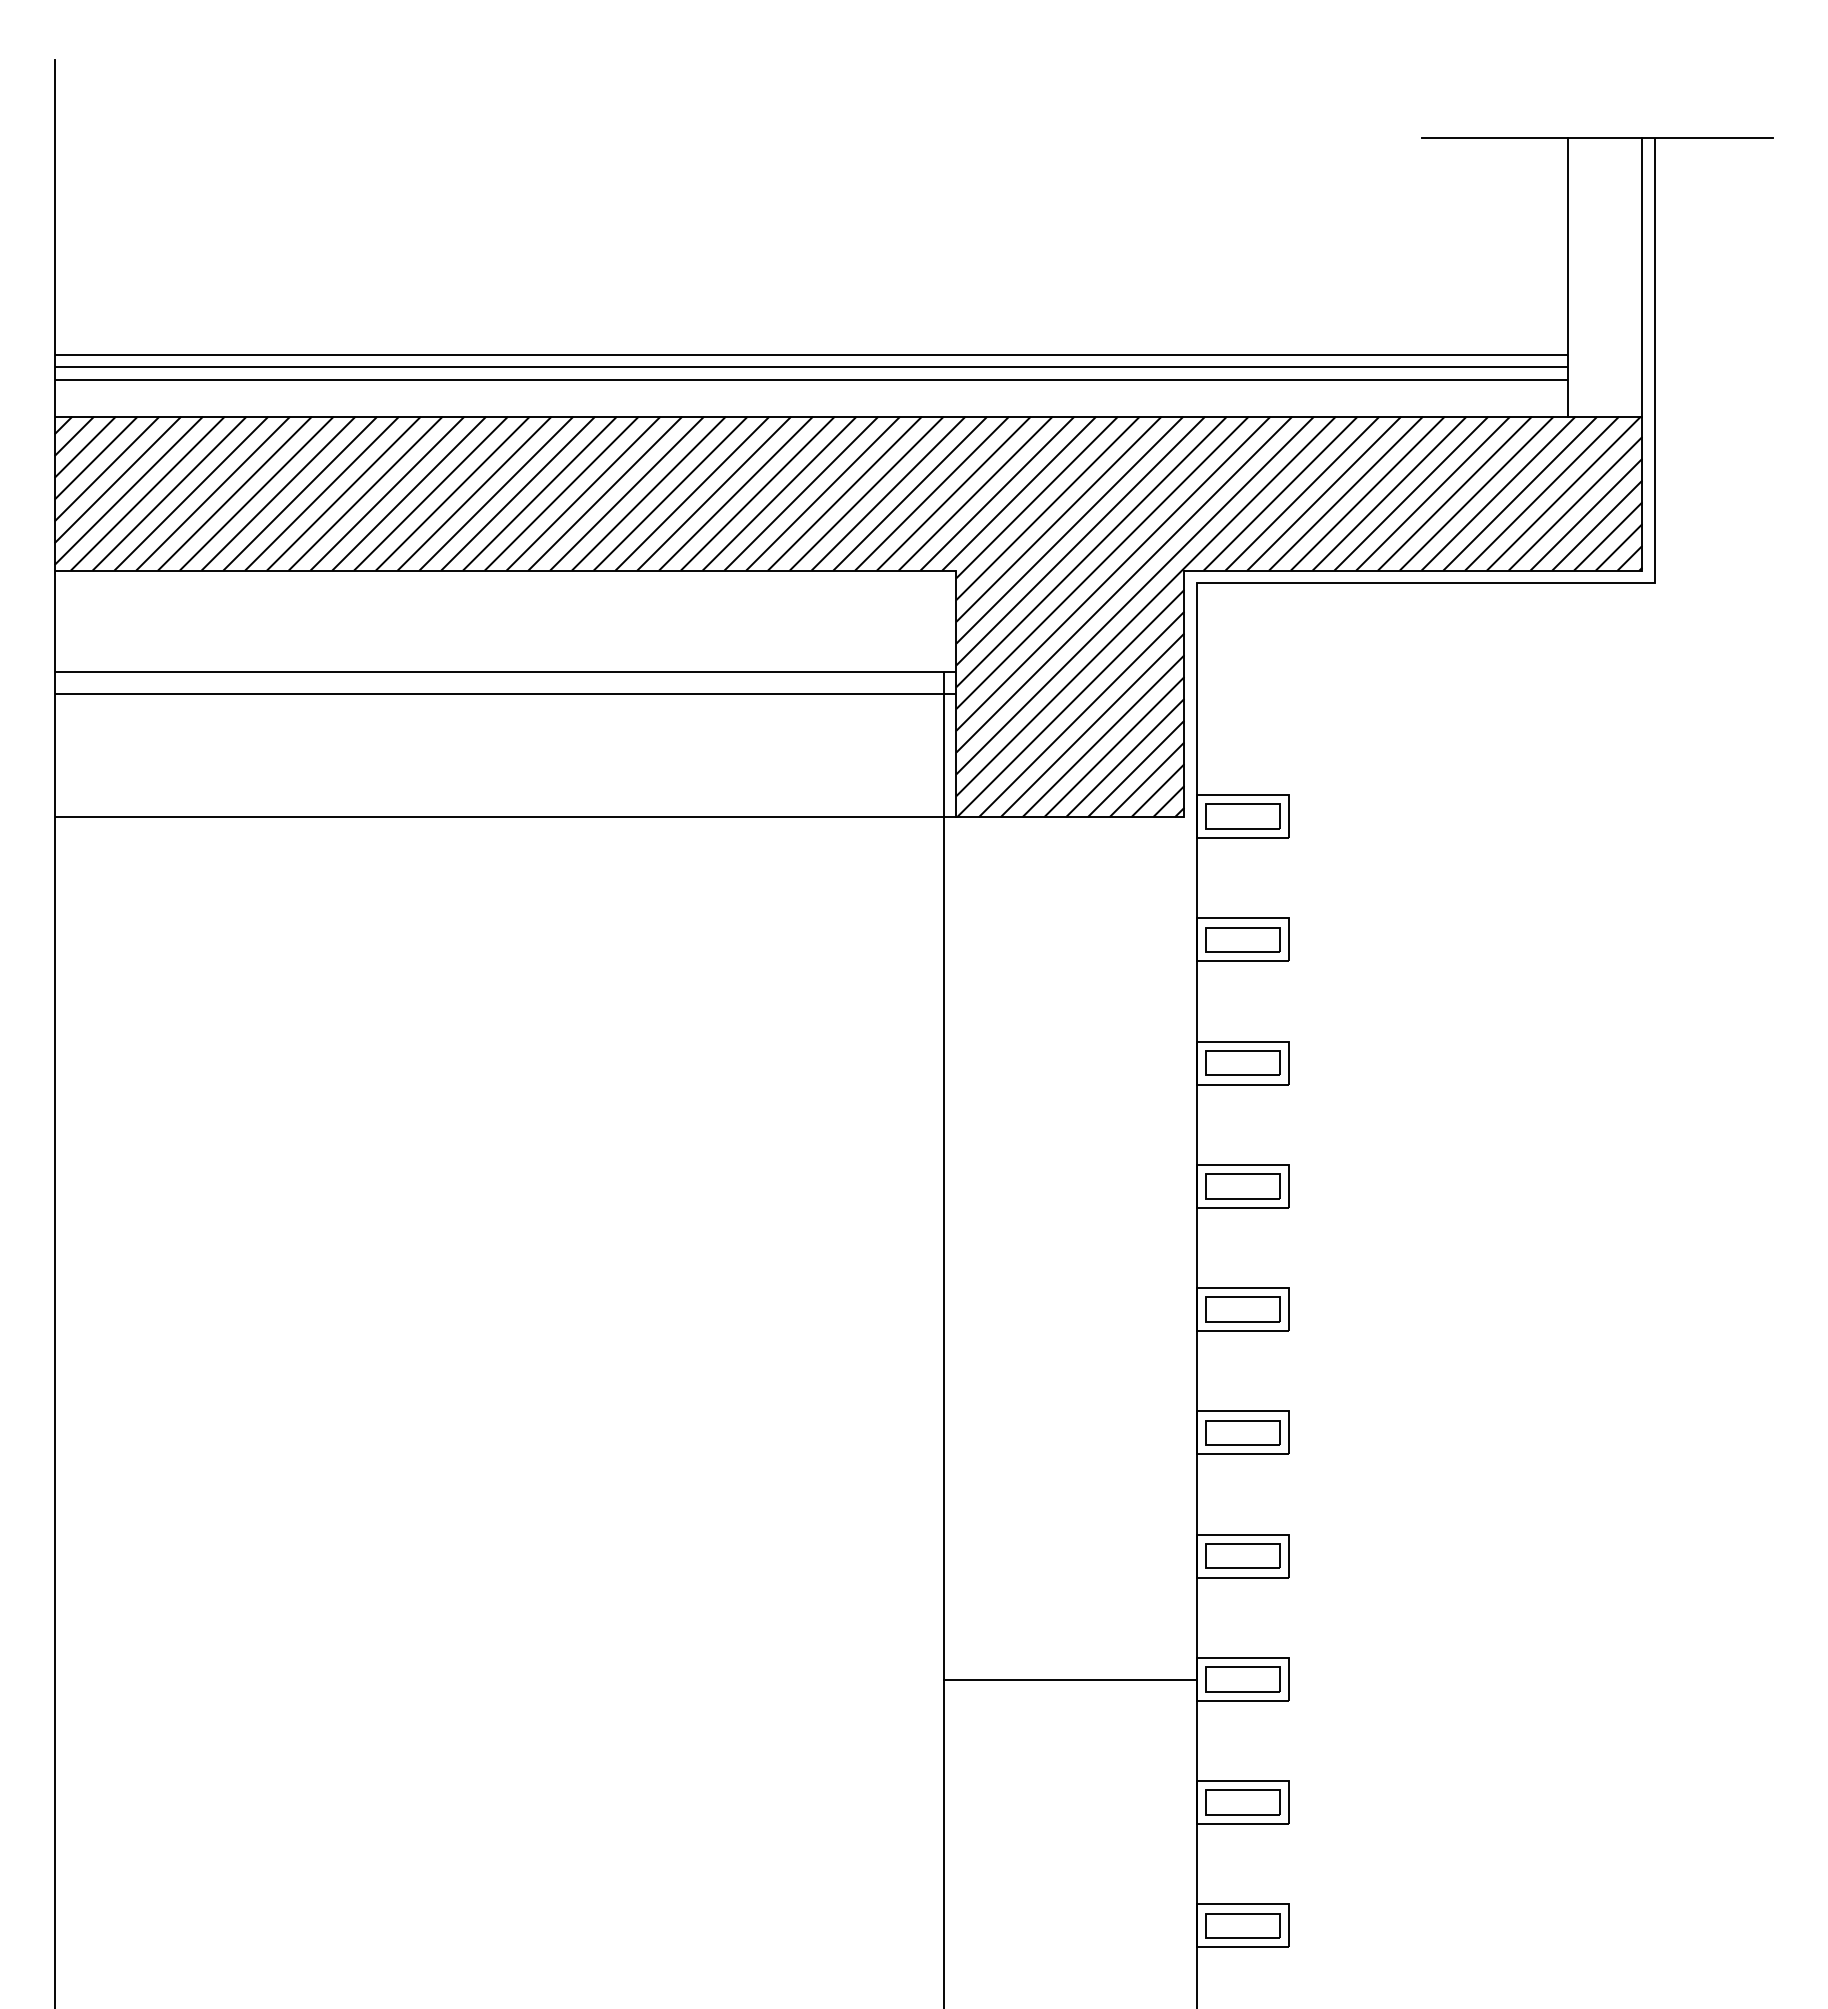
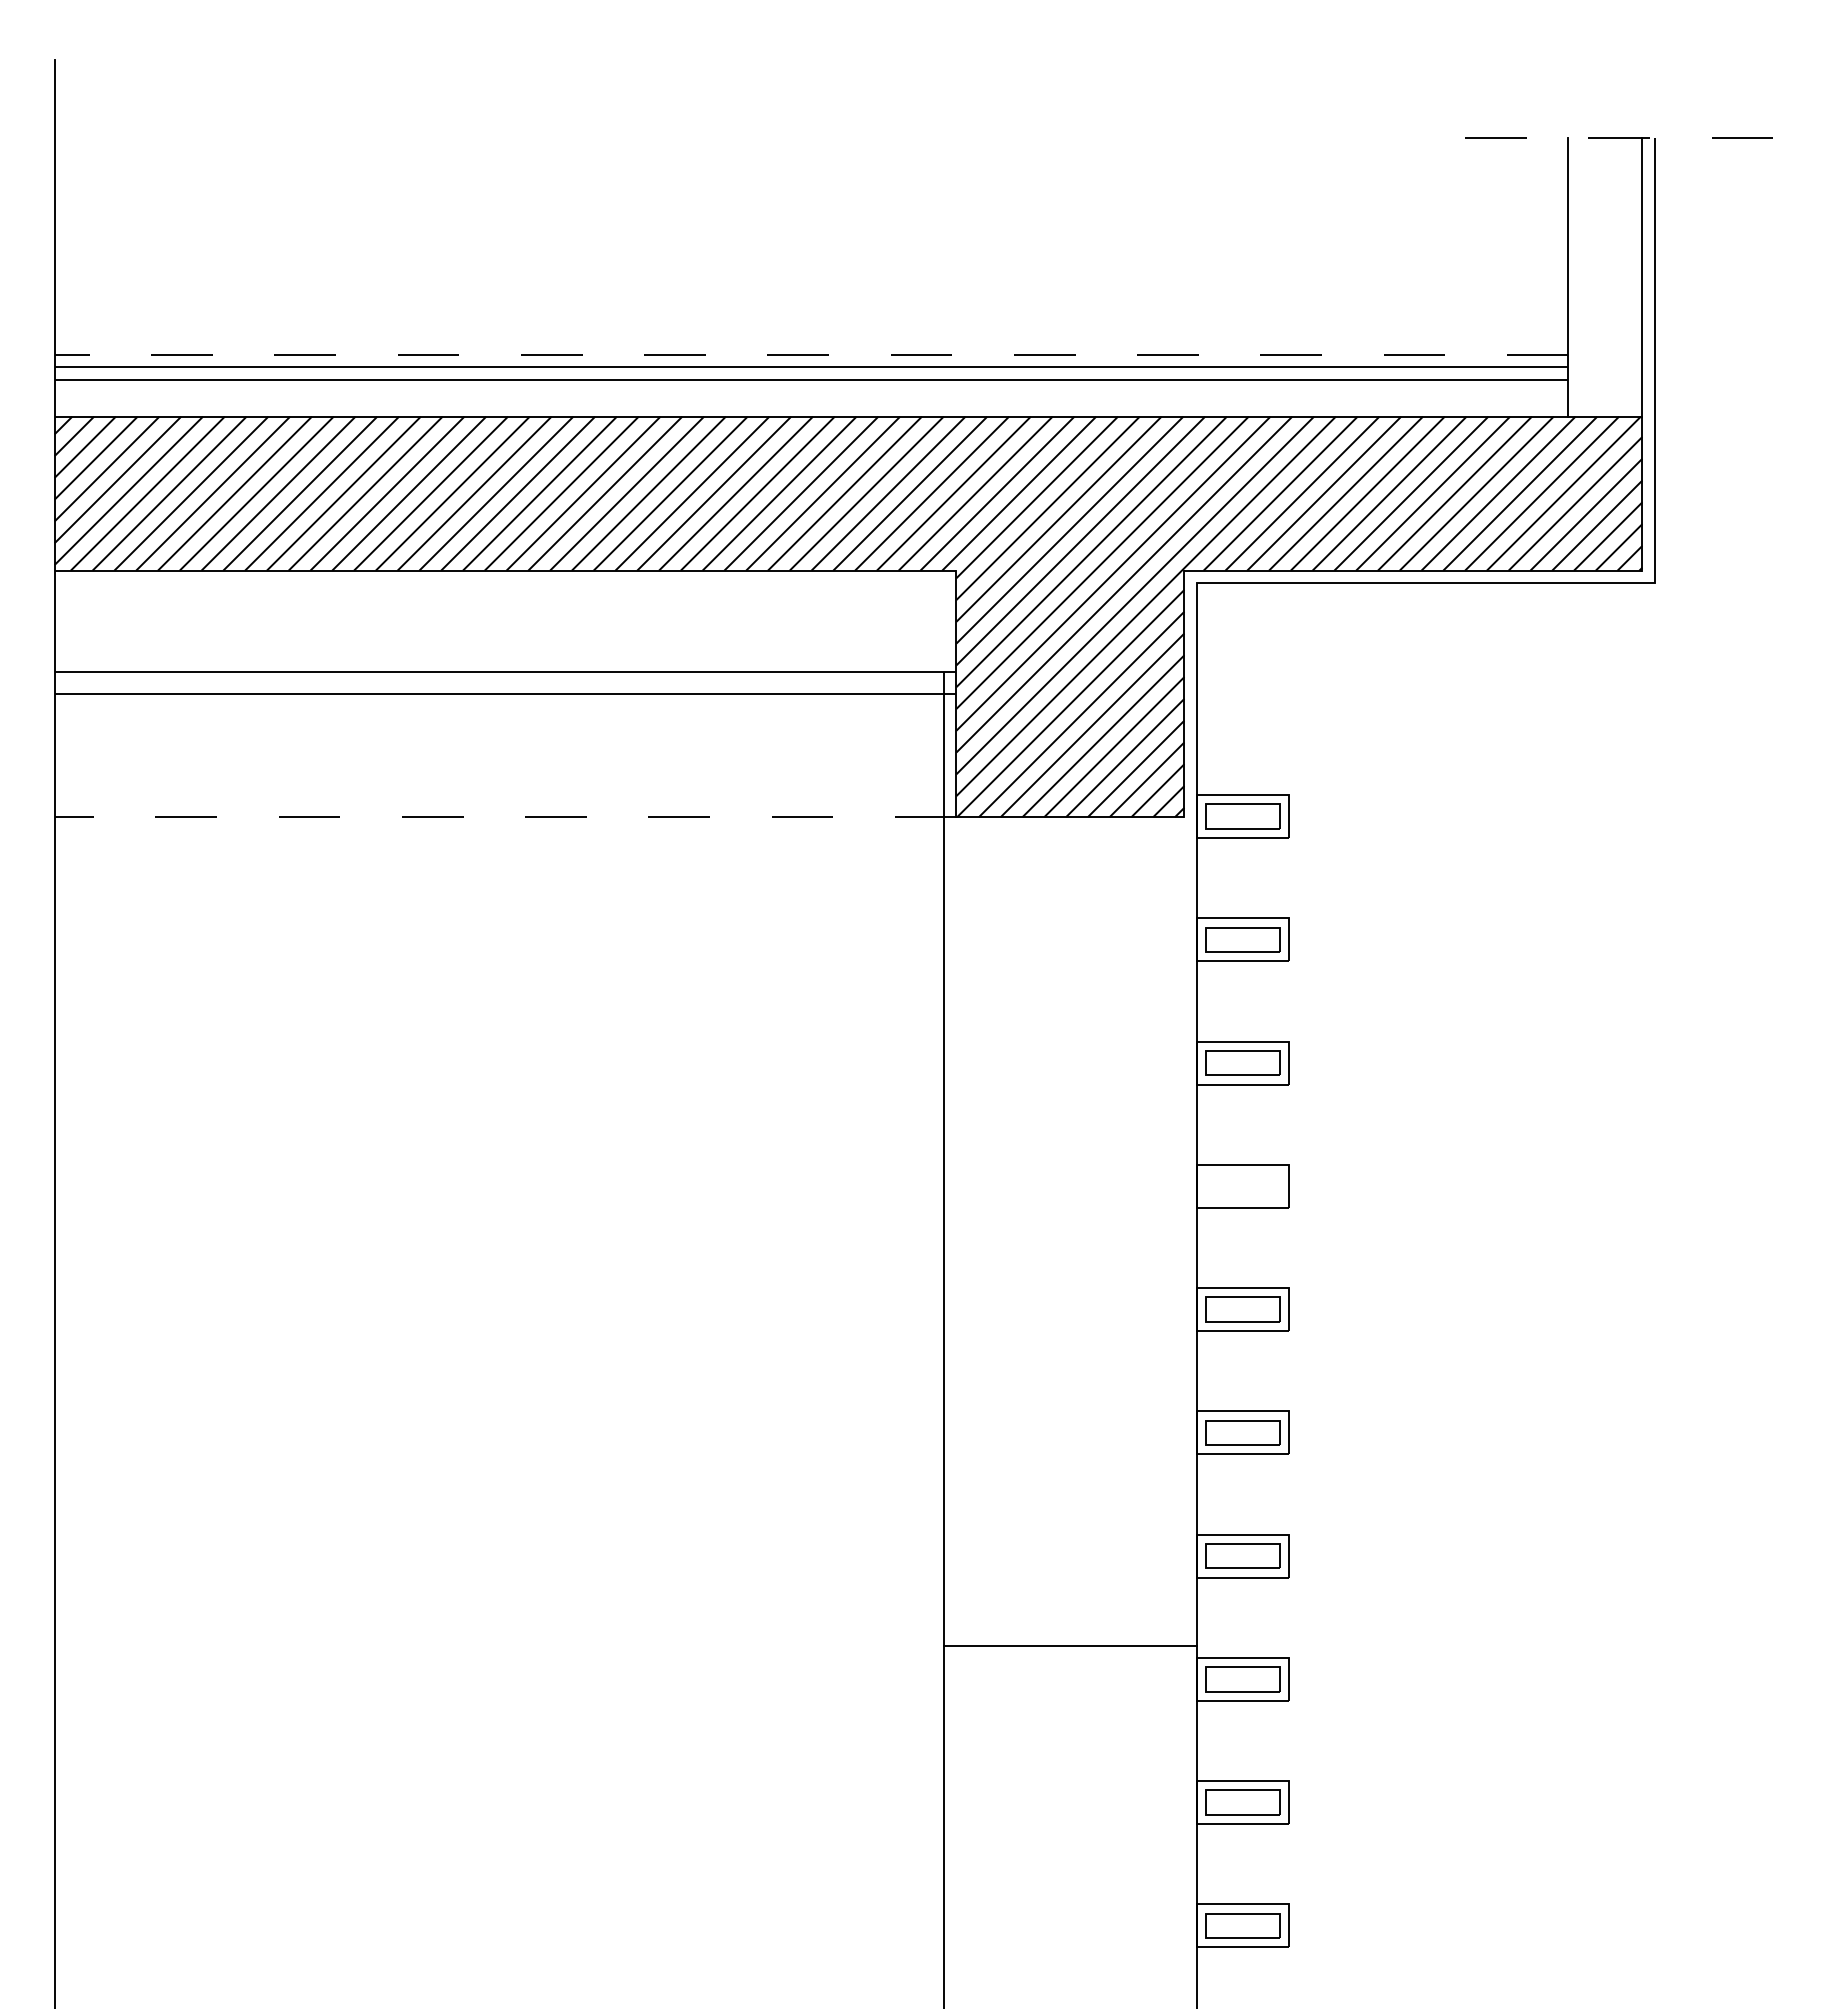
line: solid -> dashed (1597, 138)
line: solid -> dashed (811, 355)
line: solid -> dashed (505, 817)
part: present -> none (1242, 1186)
line position: (1070, 1679) -> (1070, 1645) (1070, 1645)
